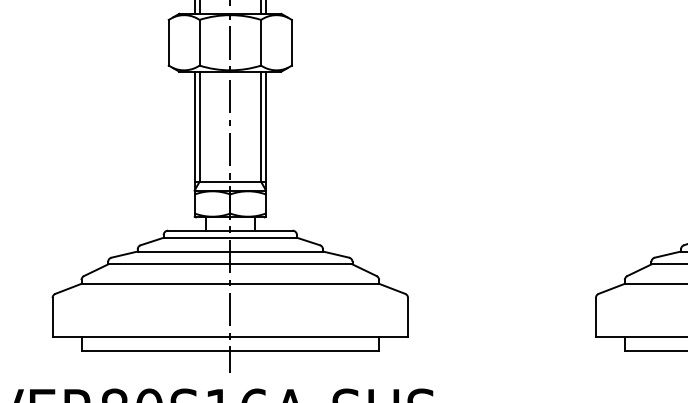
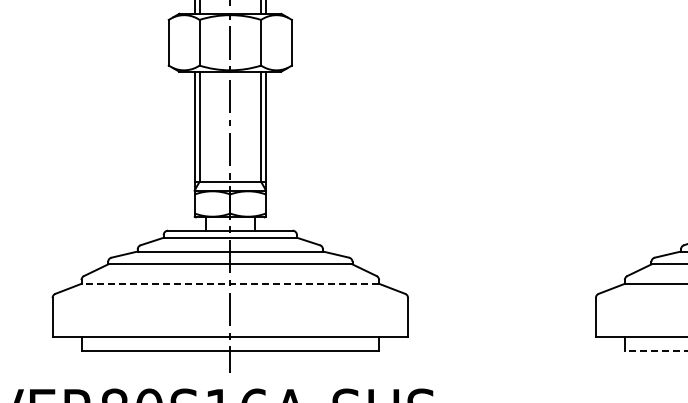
line: solid -> dashed (230, 283)
line: solid -> dashed (655, 350)
